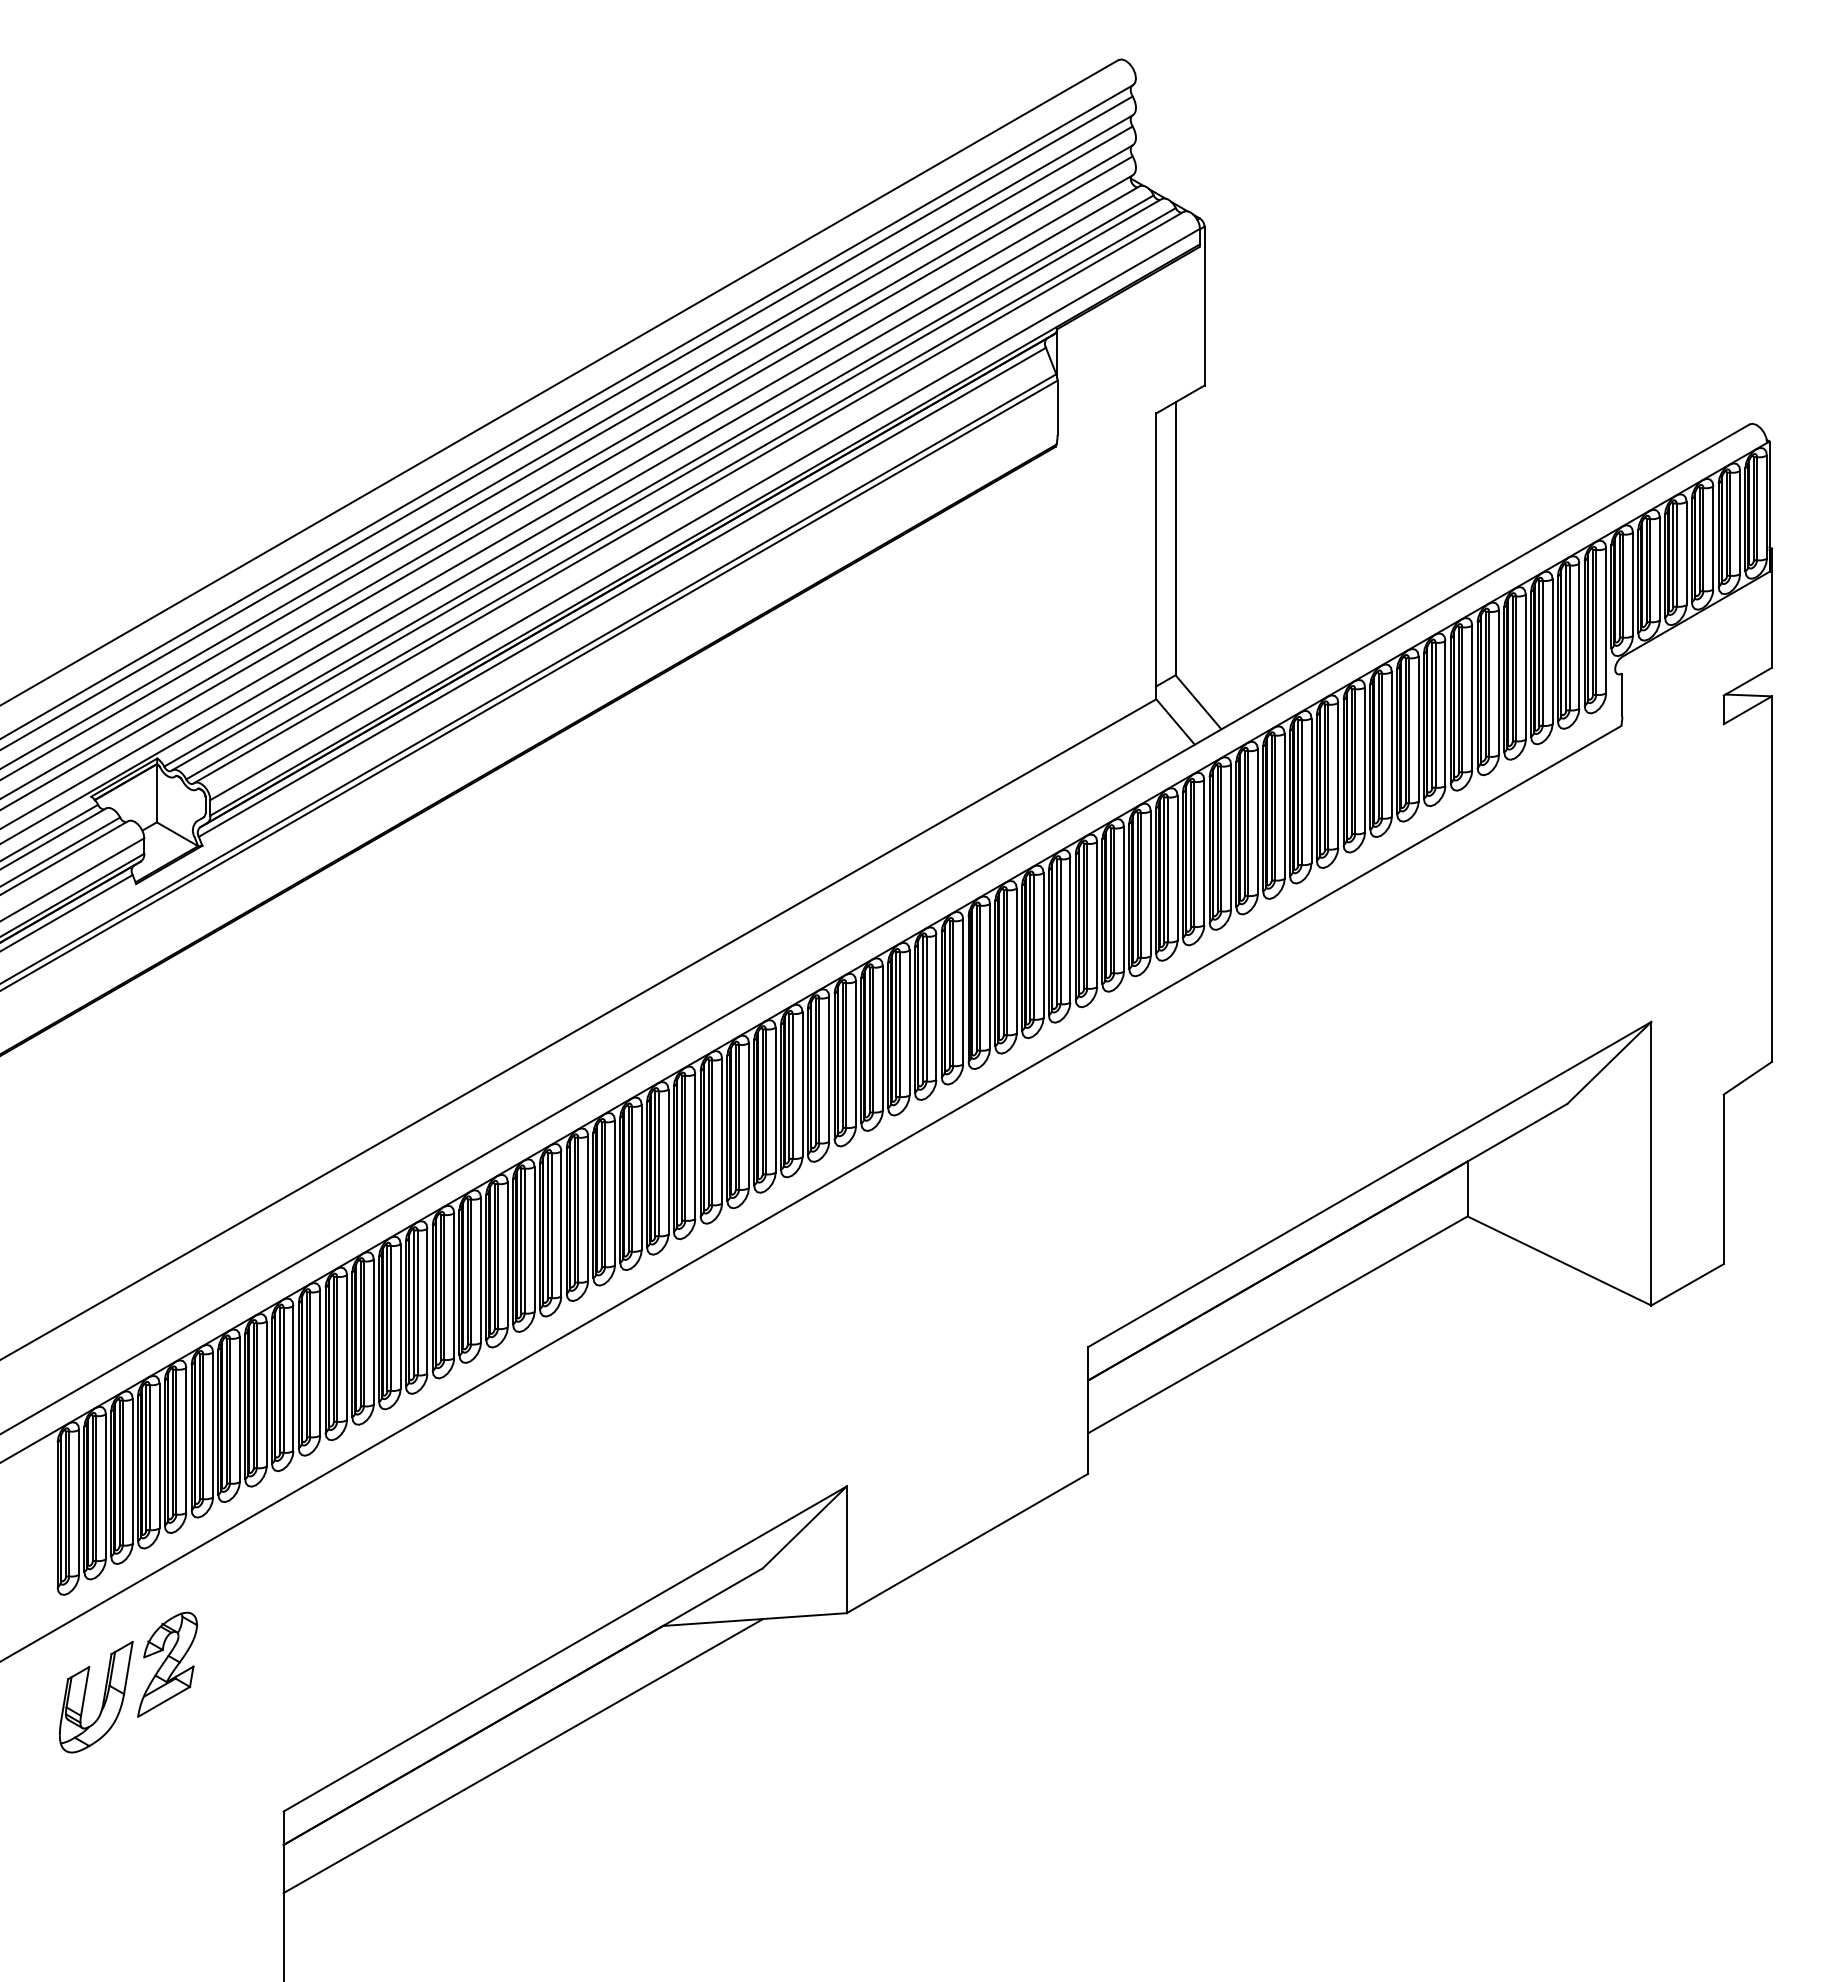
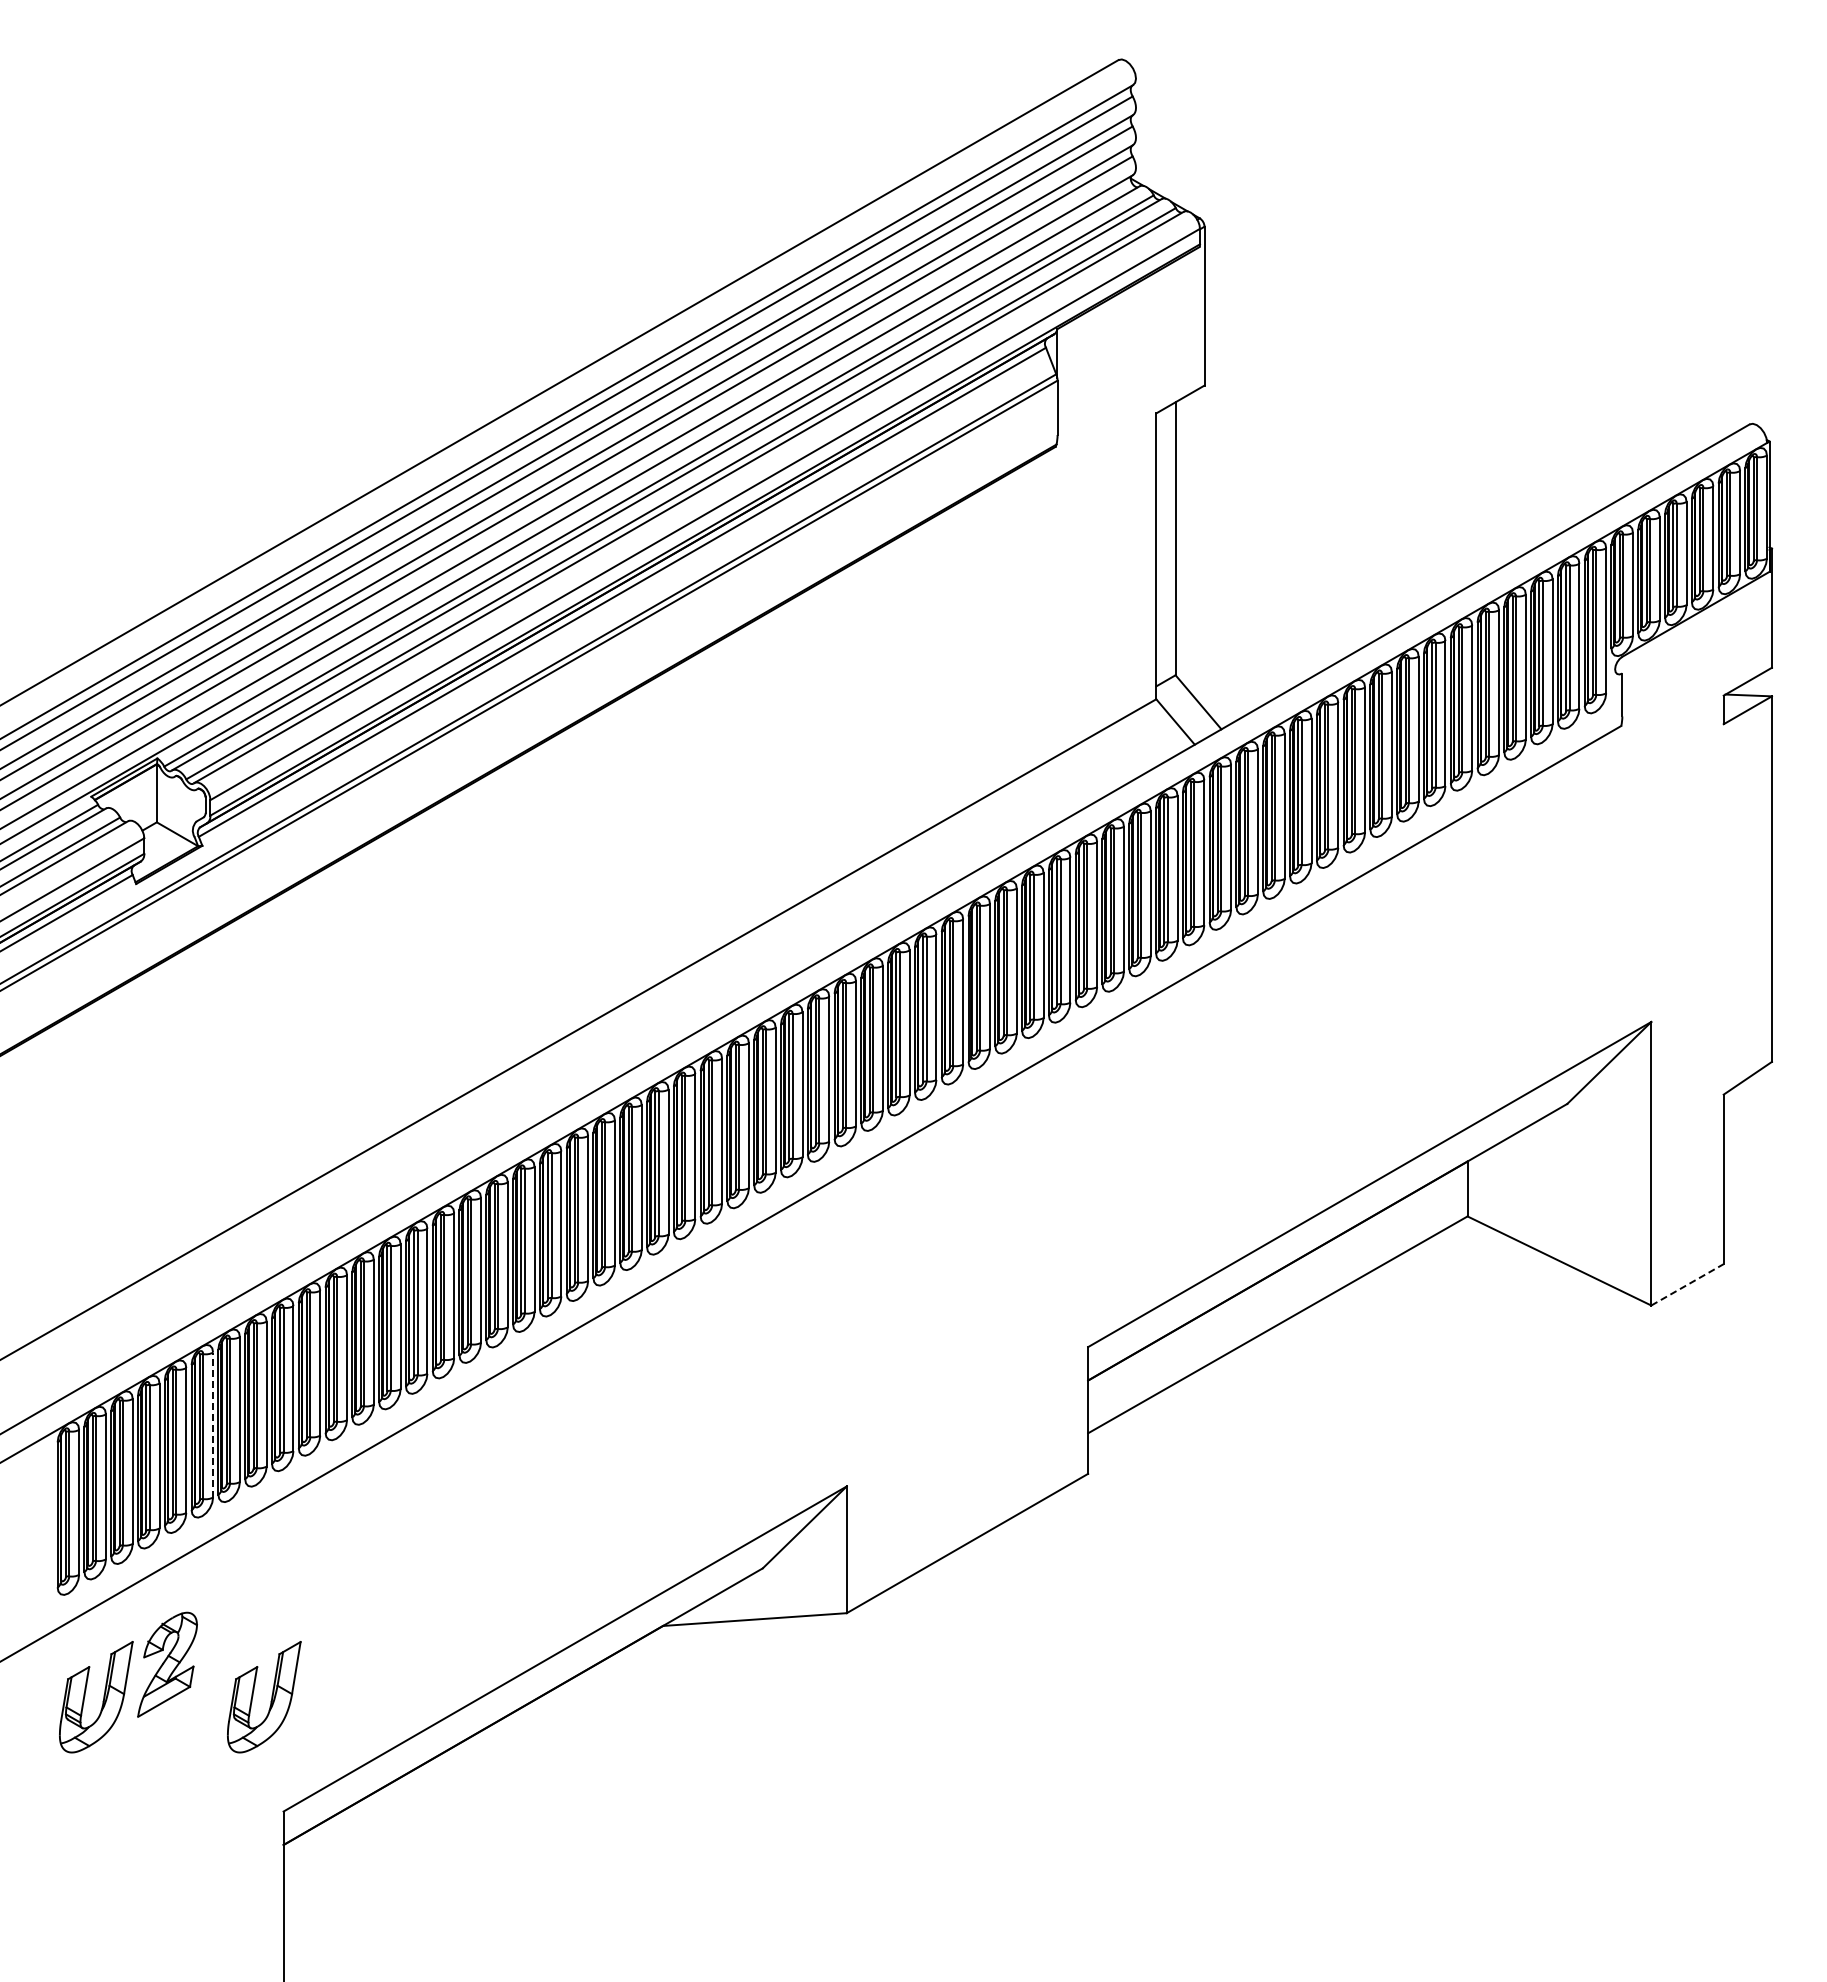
line: solid -> dashed (1687, 1284)
line: solid -> dashed (213, 1424)
part: none -> present (271, 1697)
line: present -> none (523, 1756)
